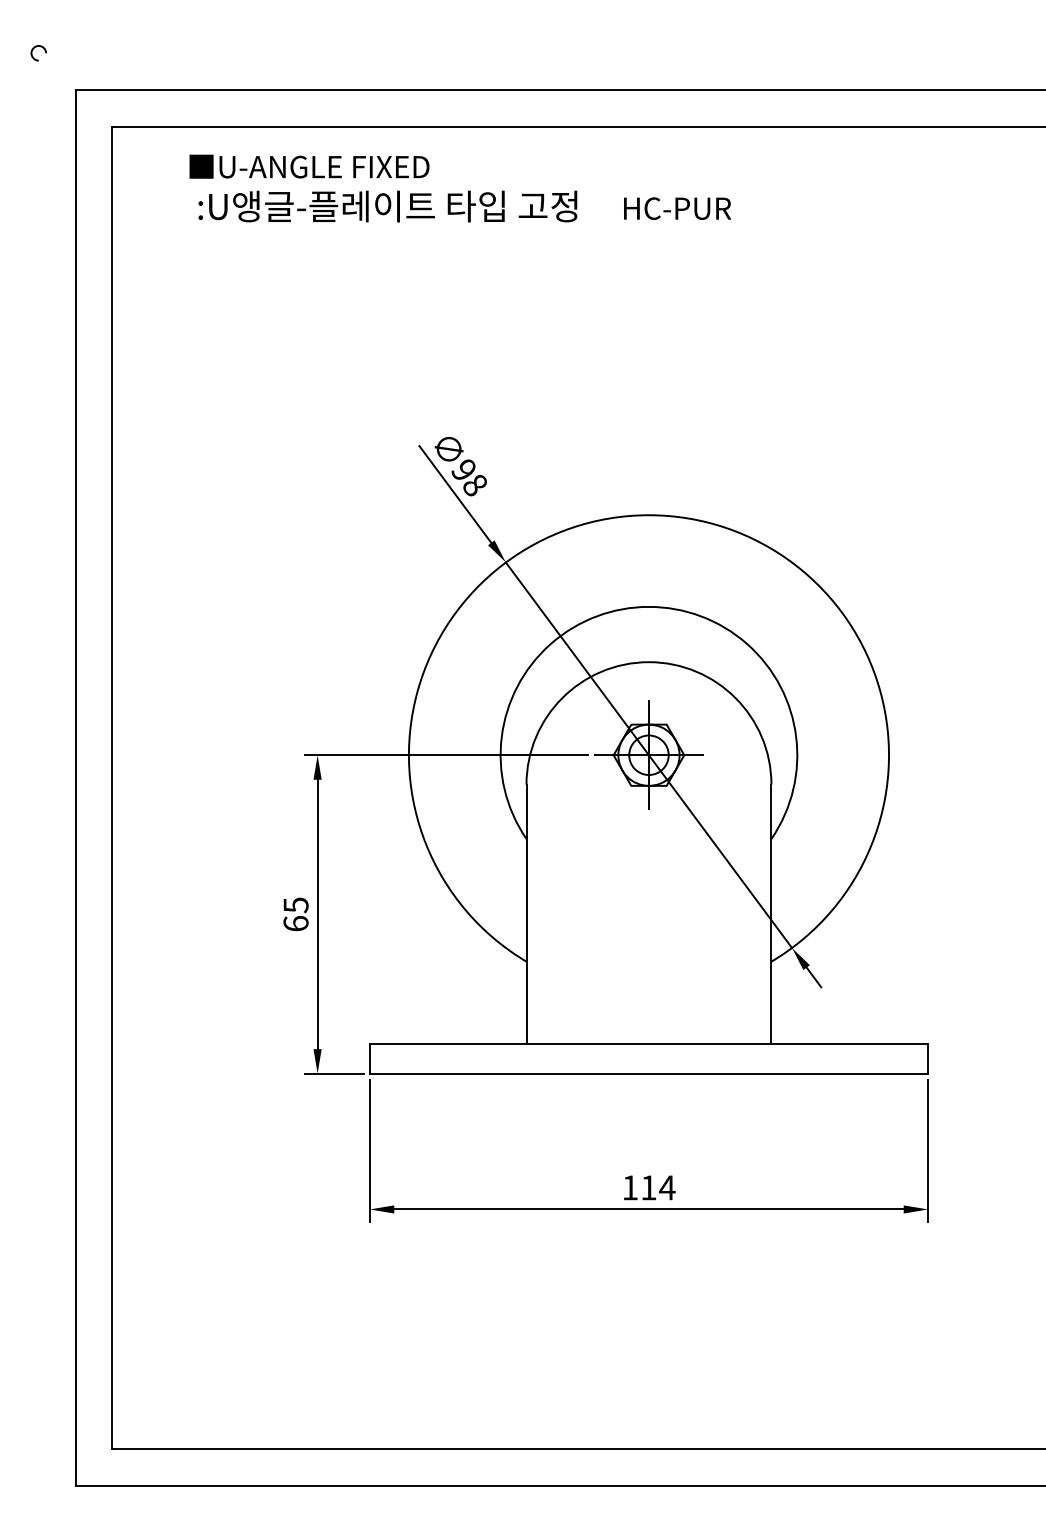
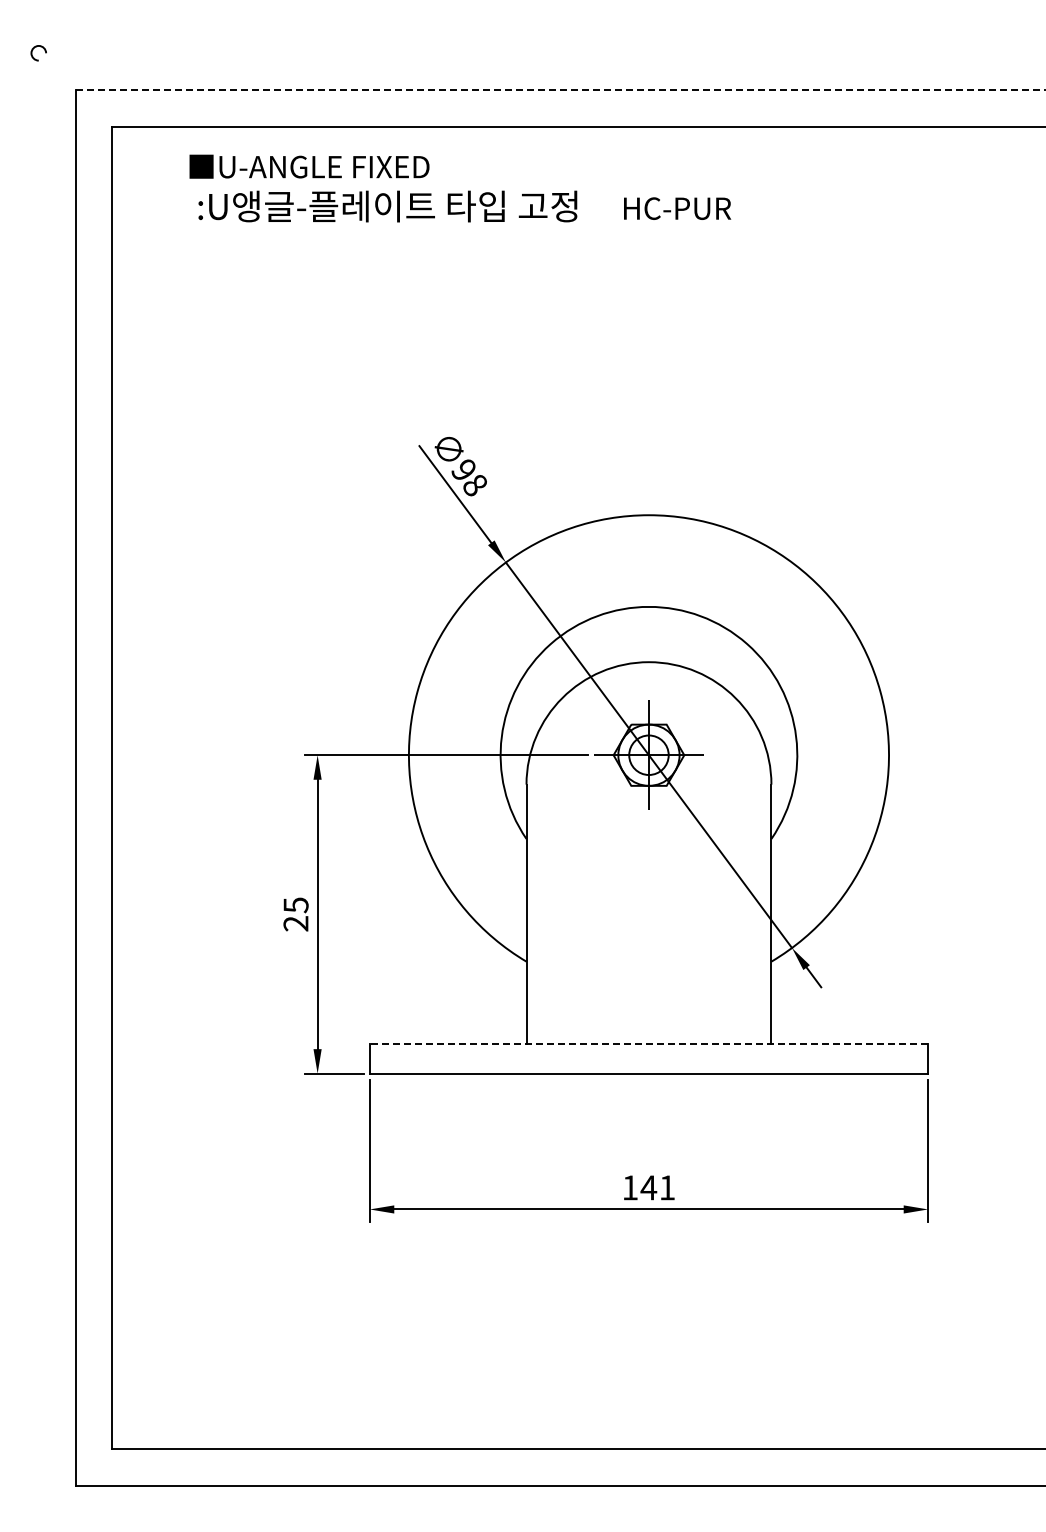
line: solid -> dashed (560, 90)
text: 65 -> 25 (295, 923)
line: solid -> dashed (648, 1044)
text: 114 -> 141 (657, 1187)
